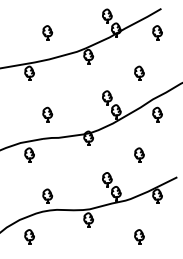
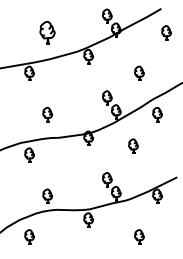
part size: 12x16 px -> 17x24 px (47, 32)
part position: (157, 32) -> (166, 32) (166, 32)
part position: (139, 154) -> (133, 145) (133, 145)
